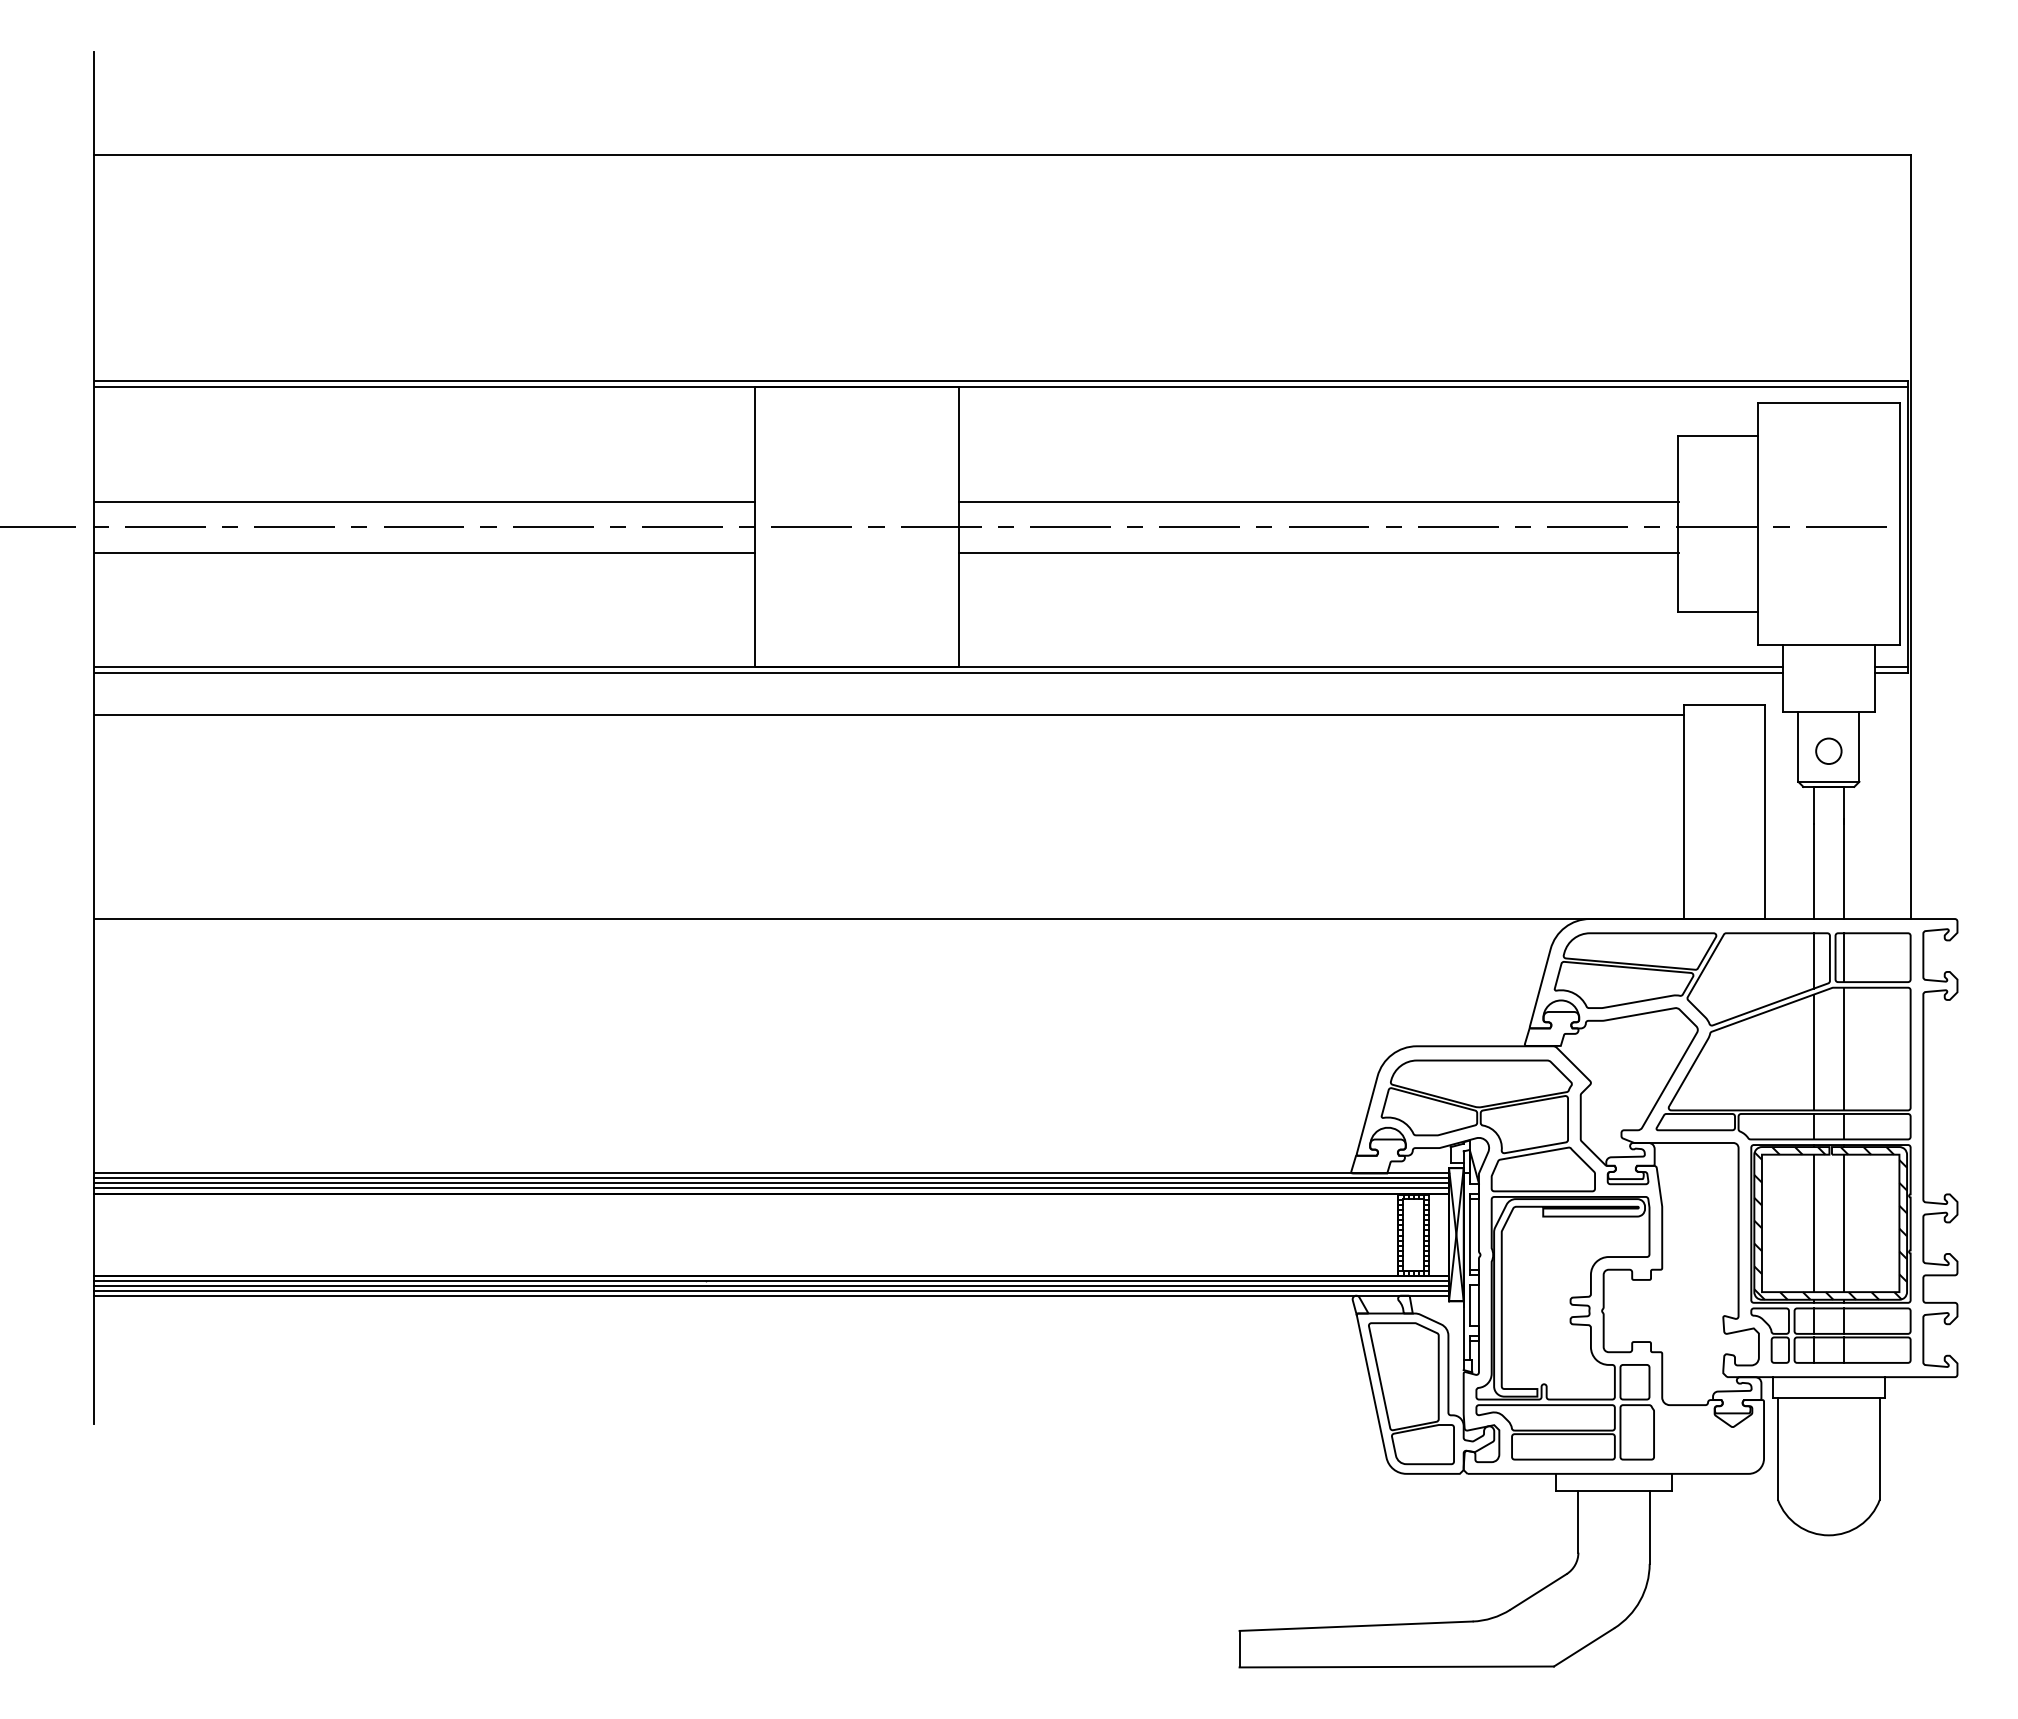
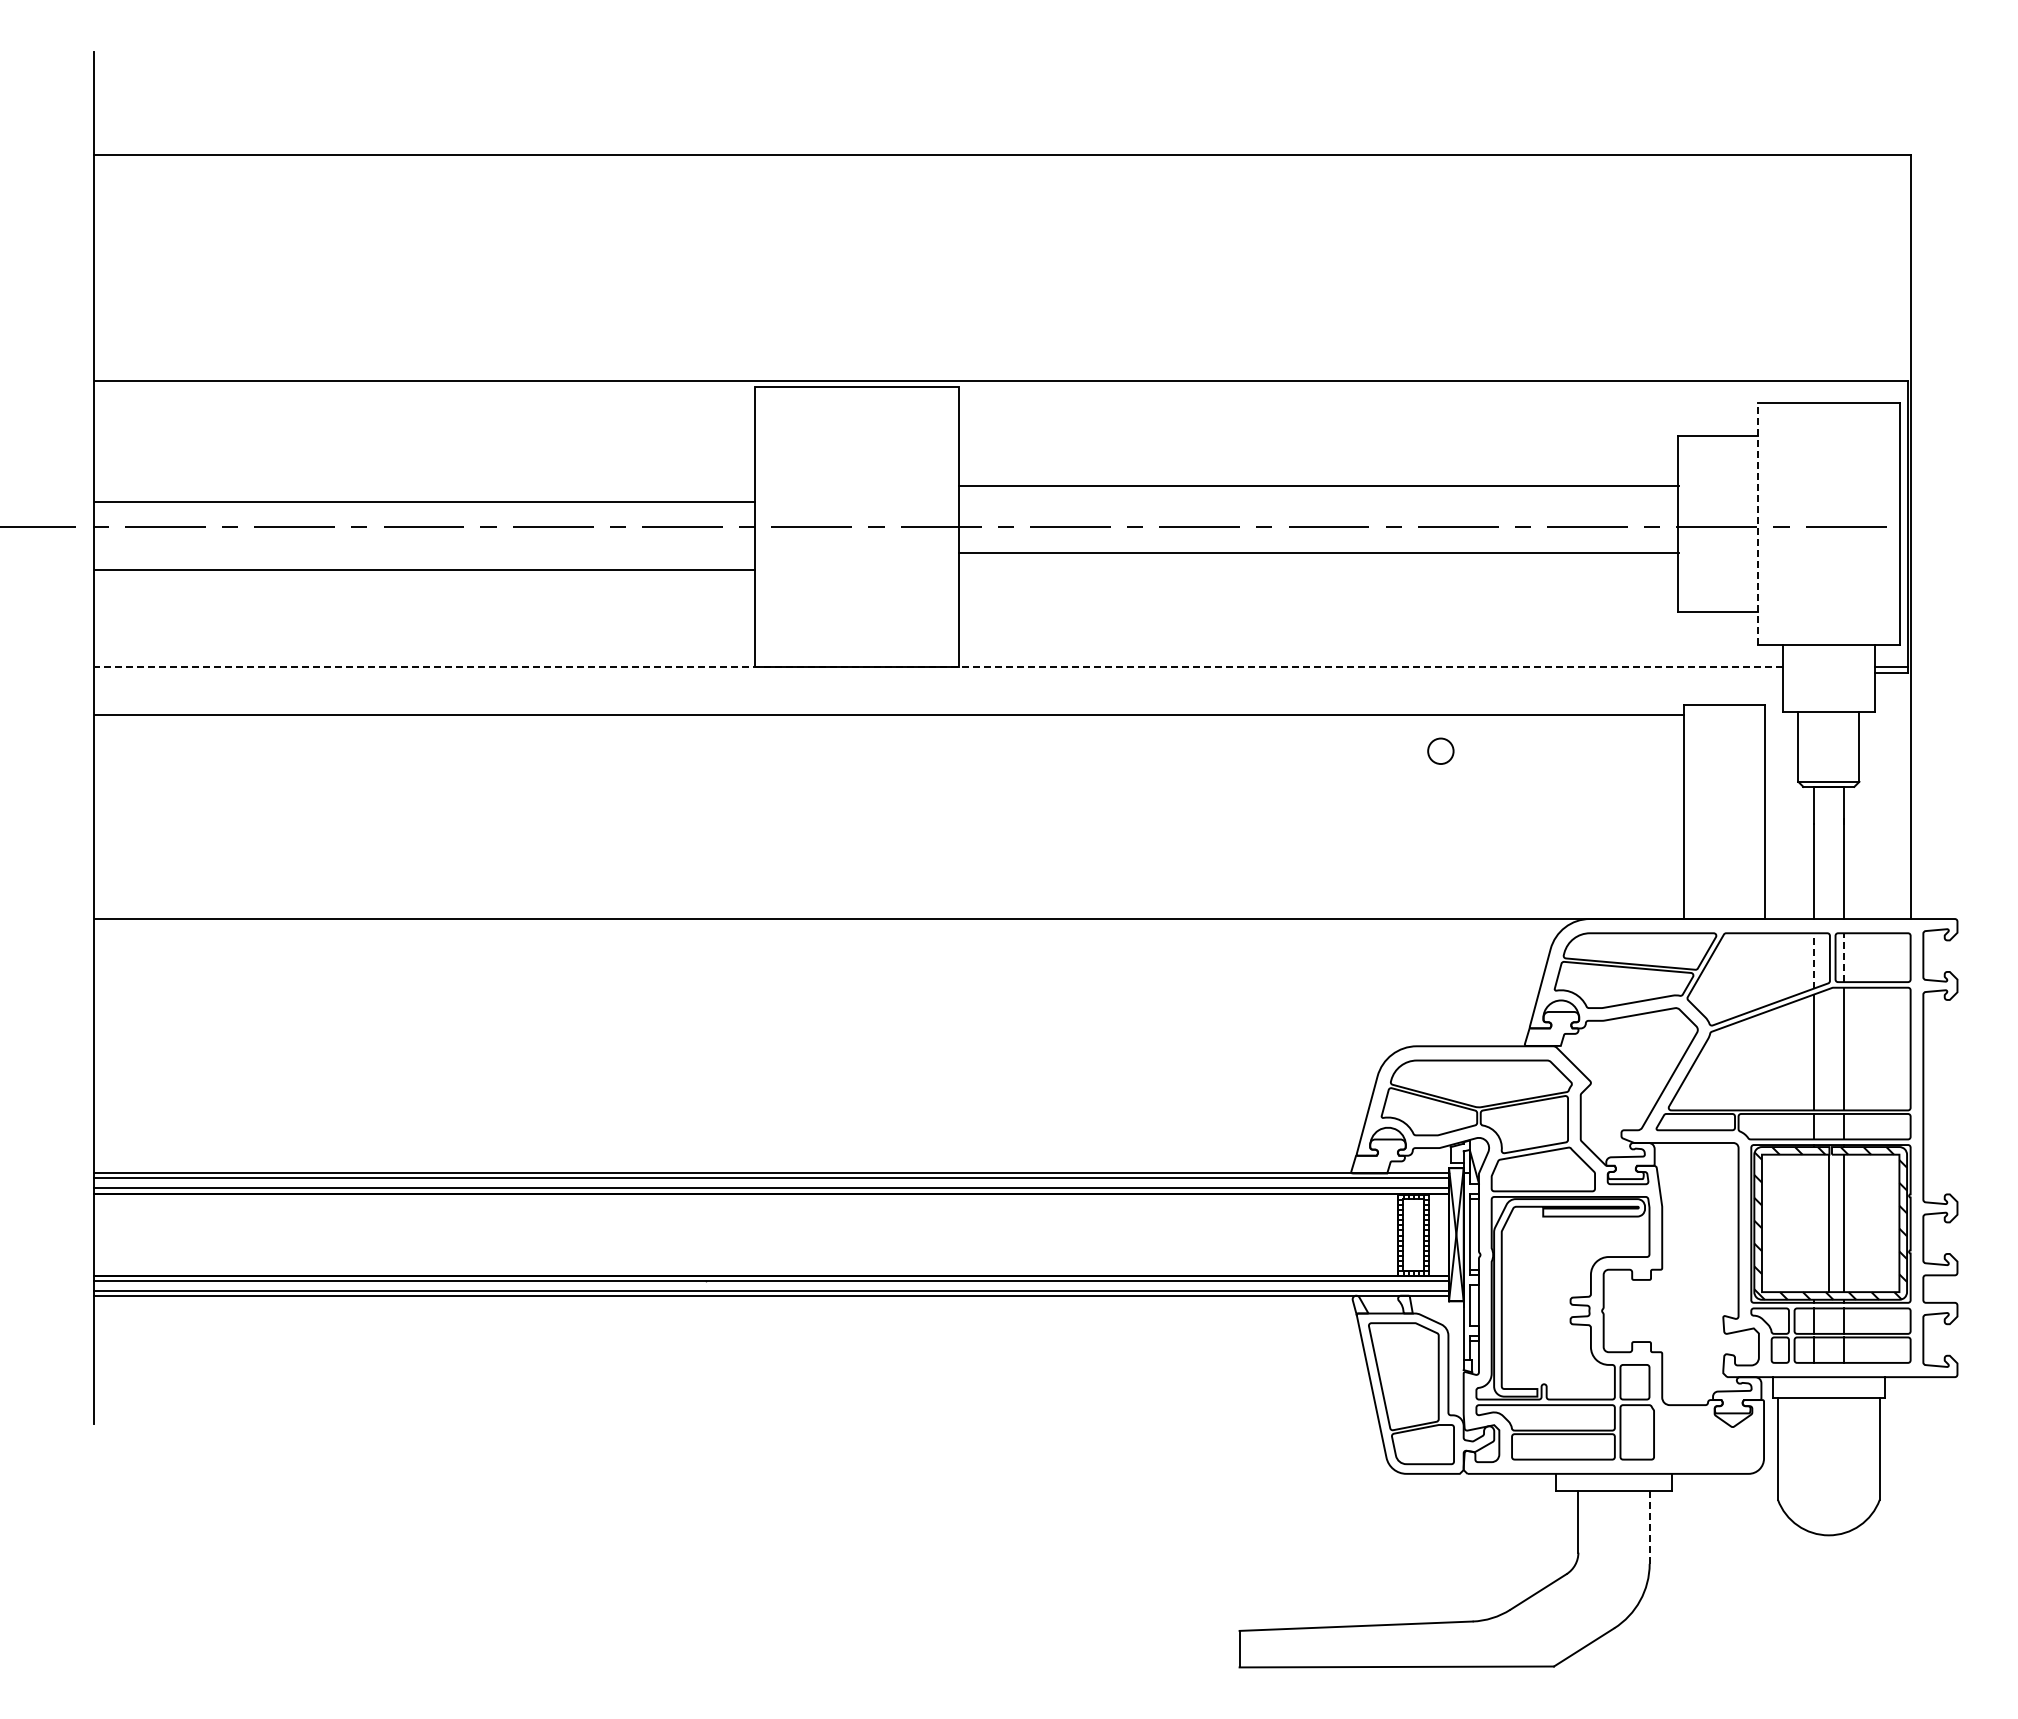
line: present -> none (1000, 387)
line position: (1318, 501) -> (1318, 485) (1318, 485)
line: solid -> dashed (1757, 523)
line position: (424, 552) -> (424, 569) (424, 569)
line: solid -> dashed (938, 667)
line: present -> none (938, 673)
circle position: (1828, 750) -> (1440, 750) (1440, 750)
line: solid -> dashed (1844, 957)
line: solid -> dashed (1813, 961)
line: present -> none (771, 1183)
line position: (1813, 1223) -> (1828, 1223) (1828, 1223)
line: present -> none (771, 1286)
line: solid -> dashed (1649, 1527)
